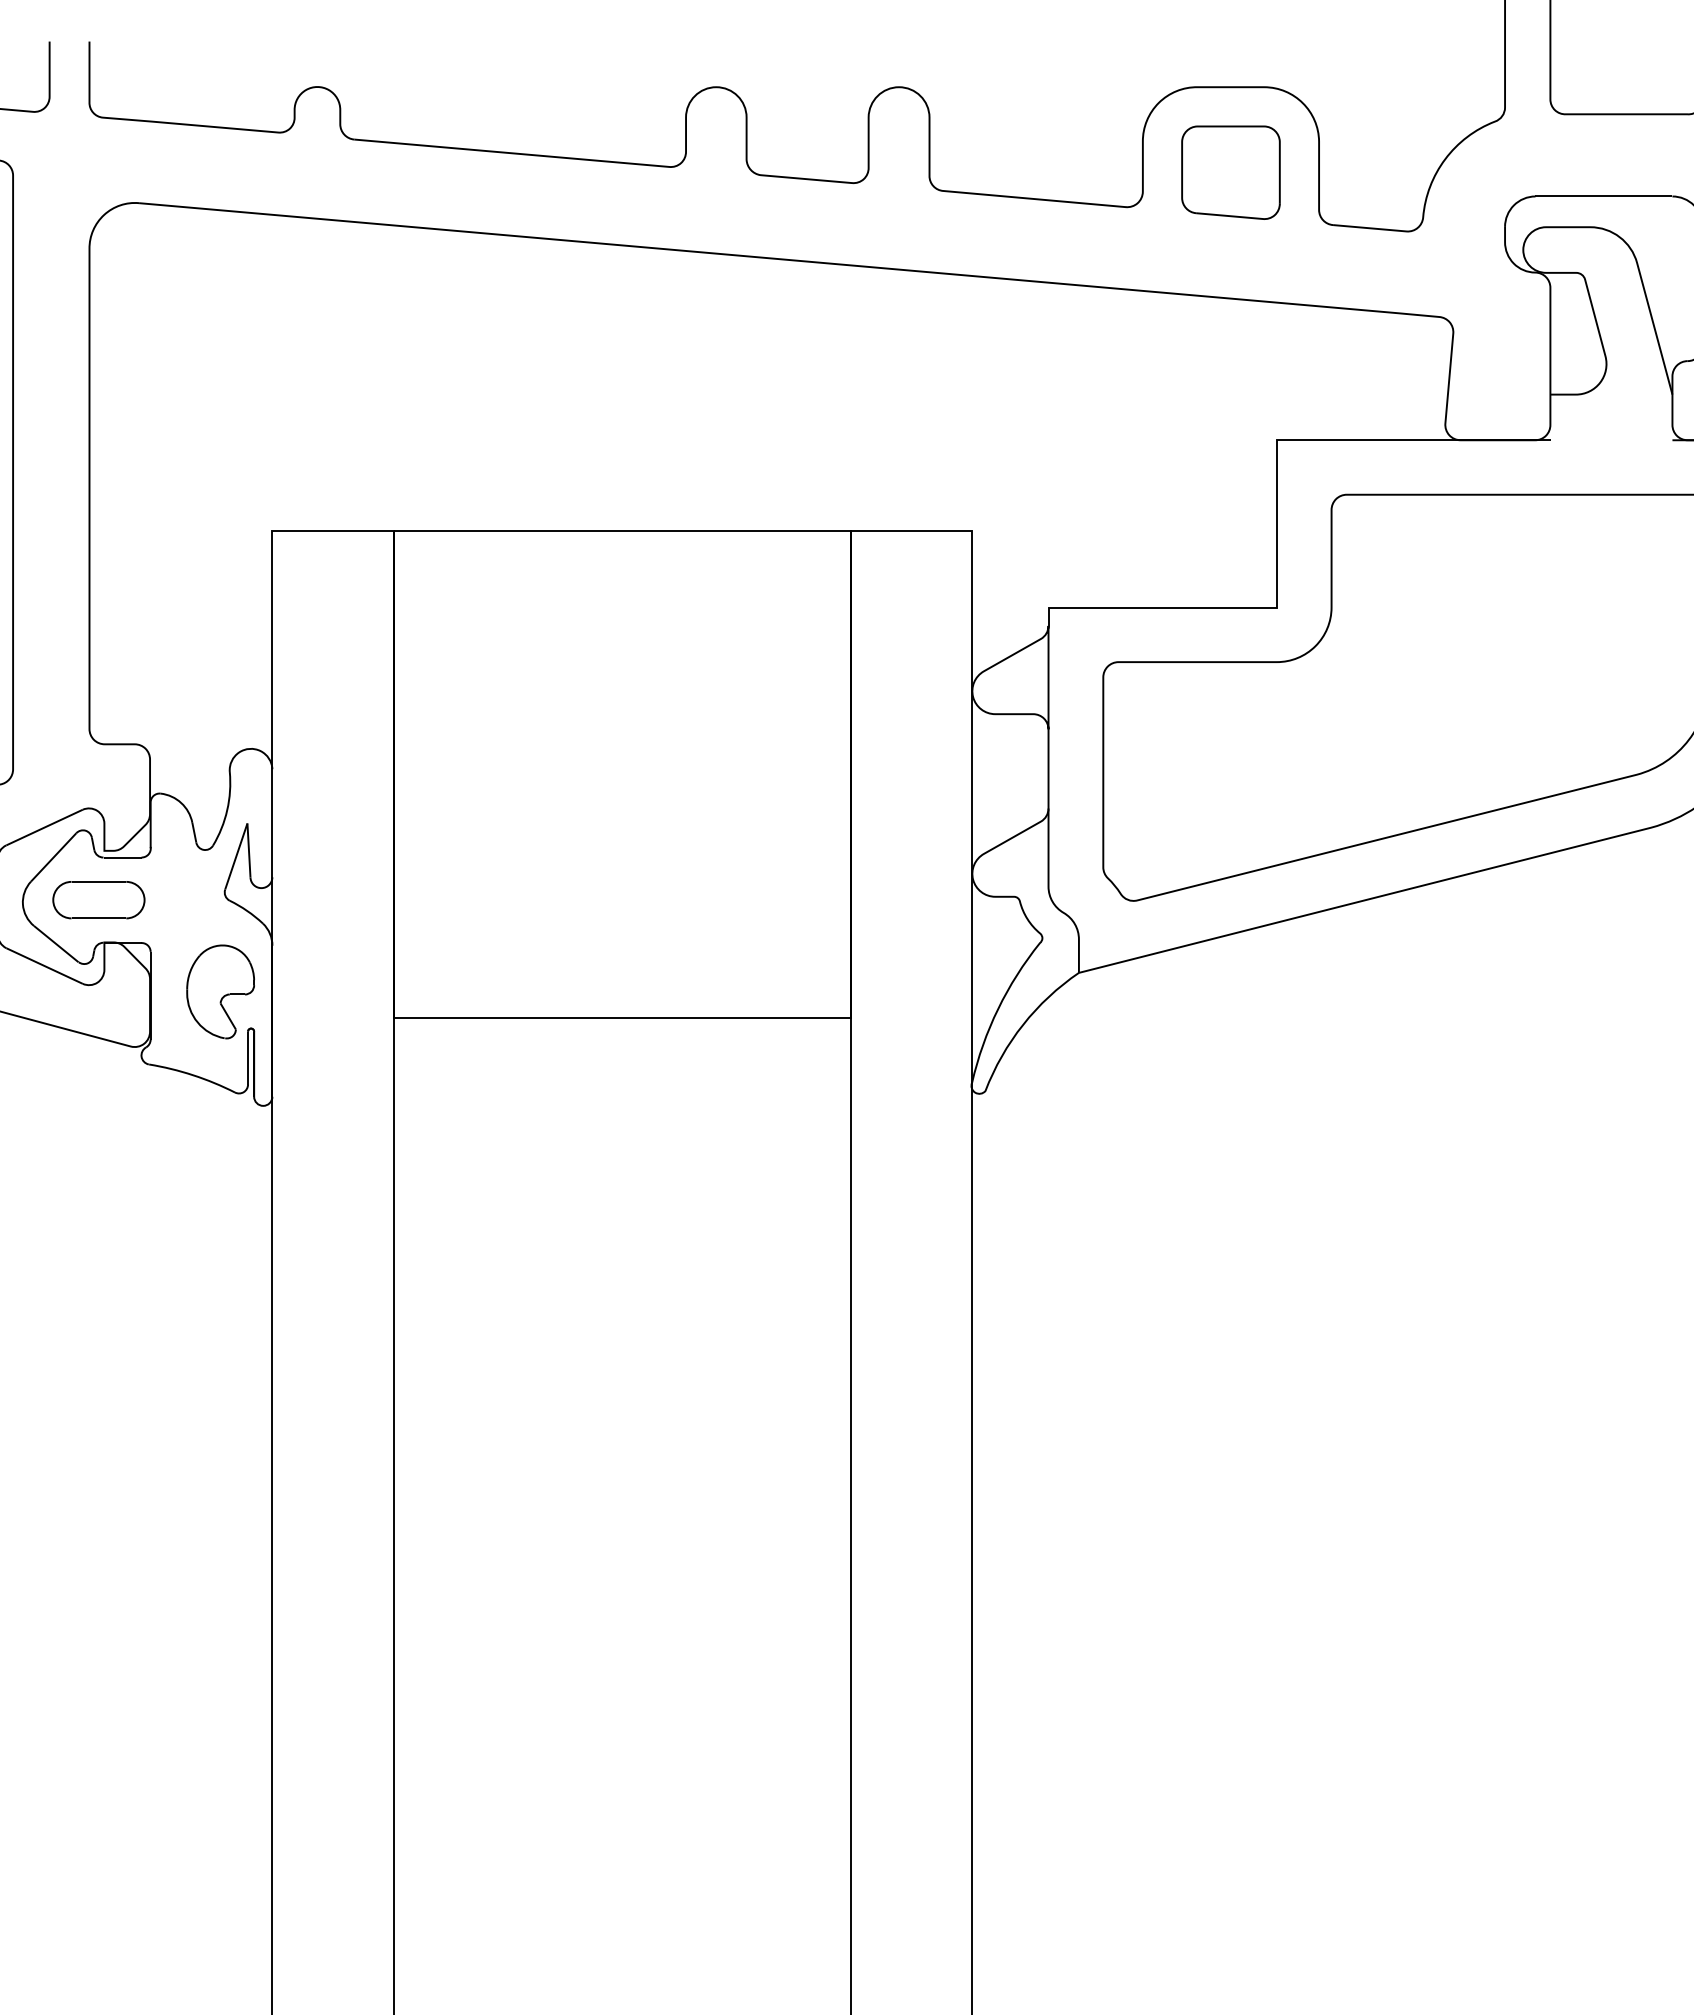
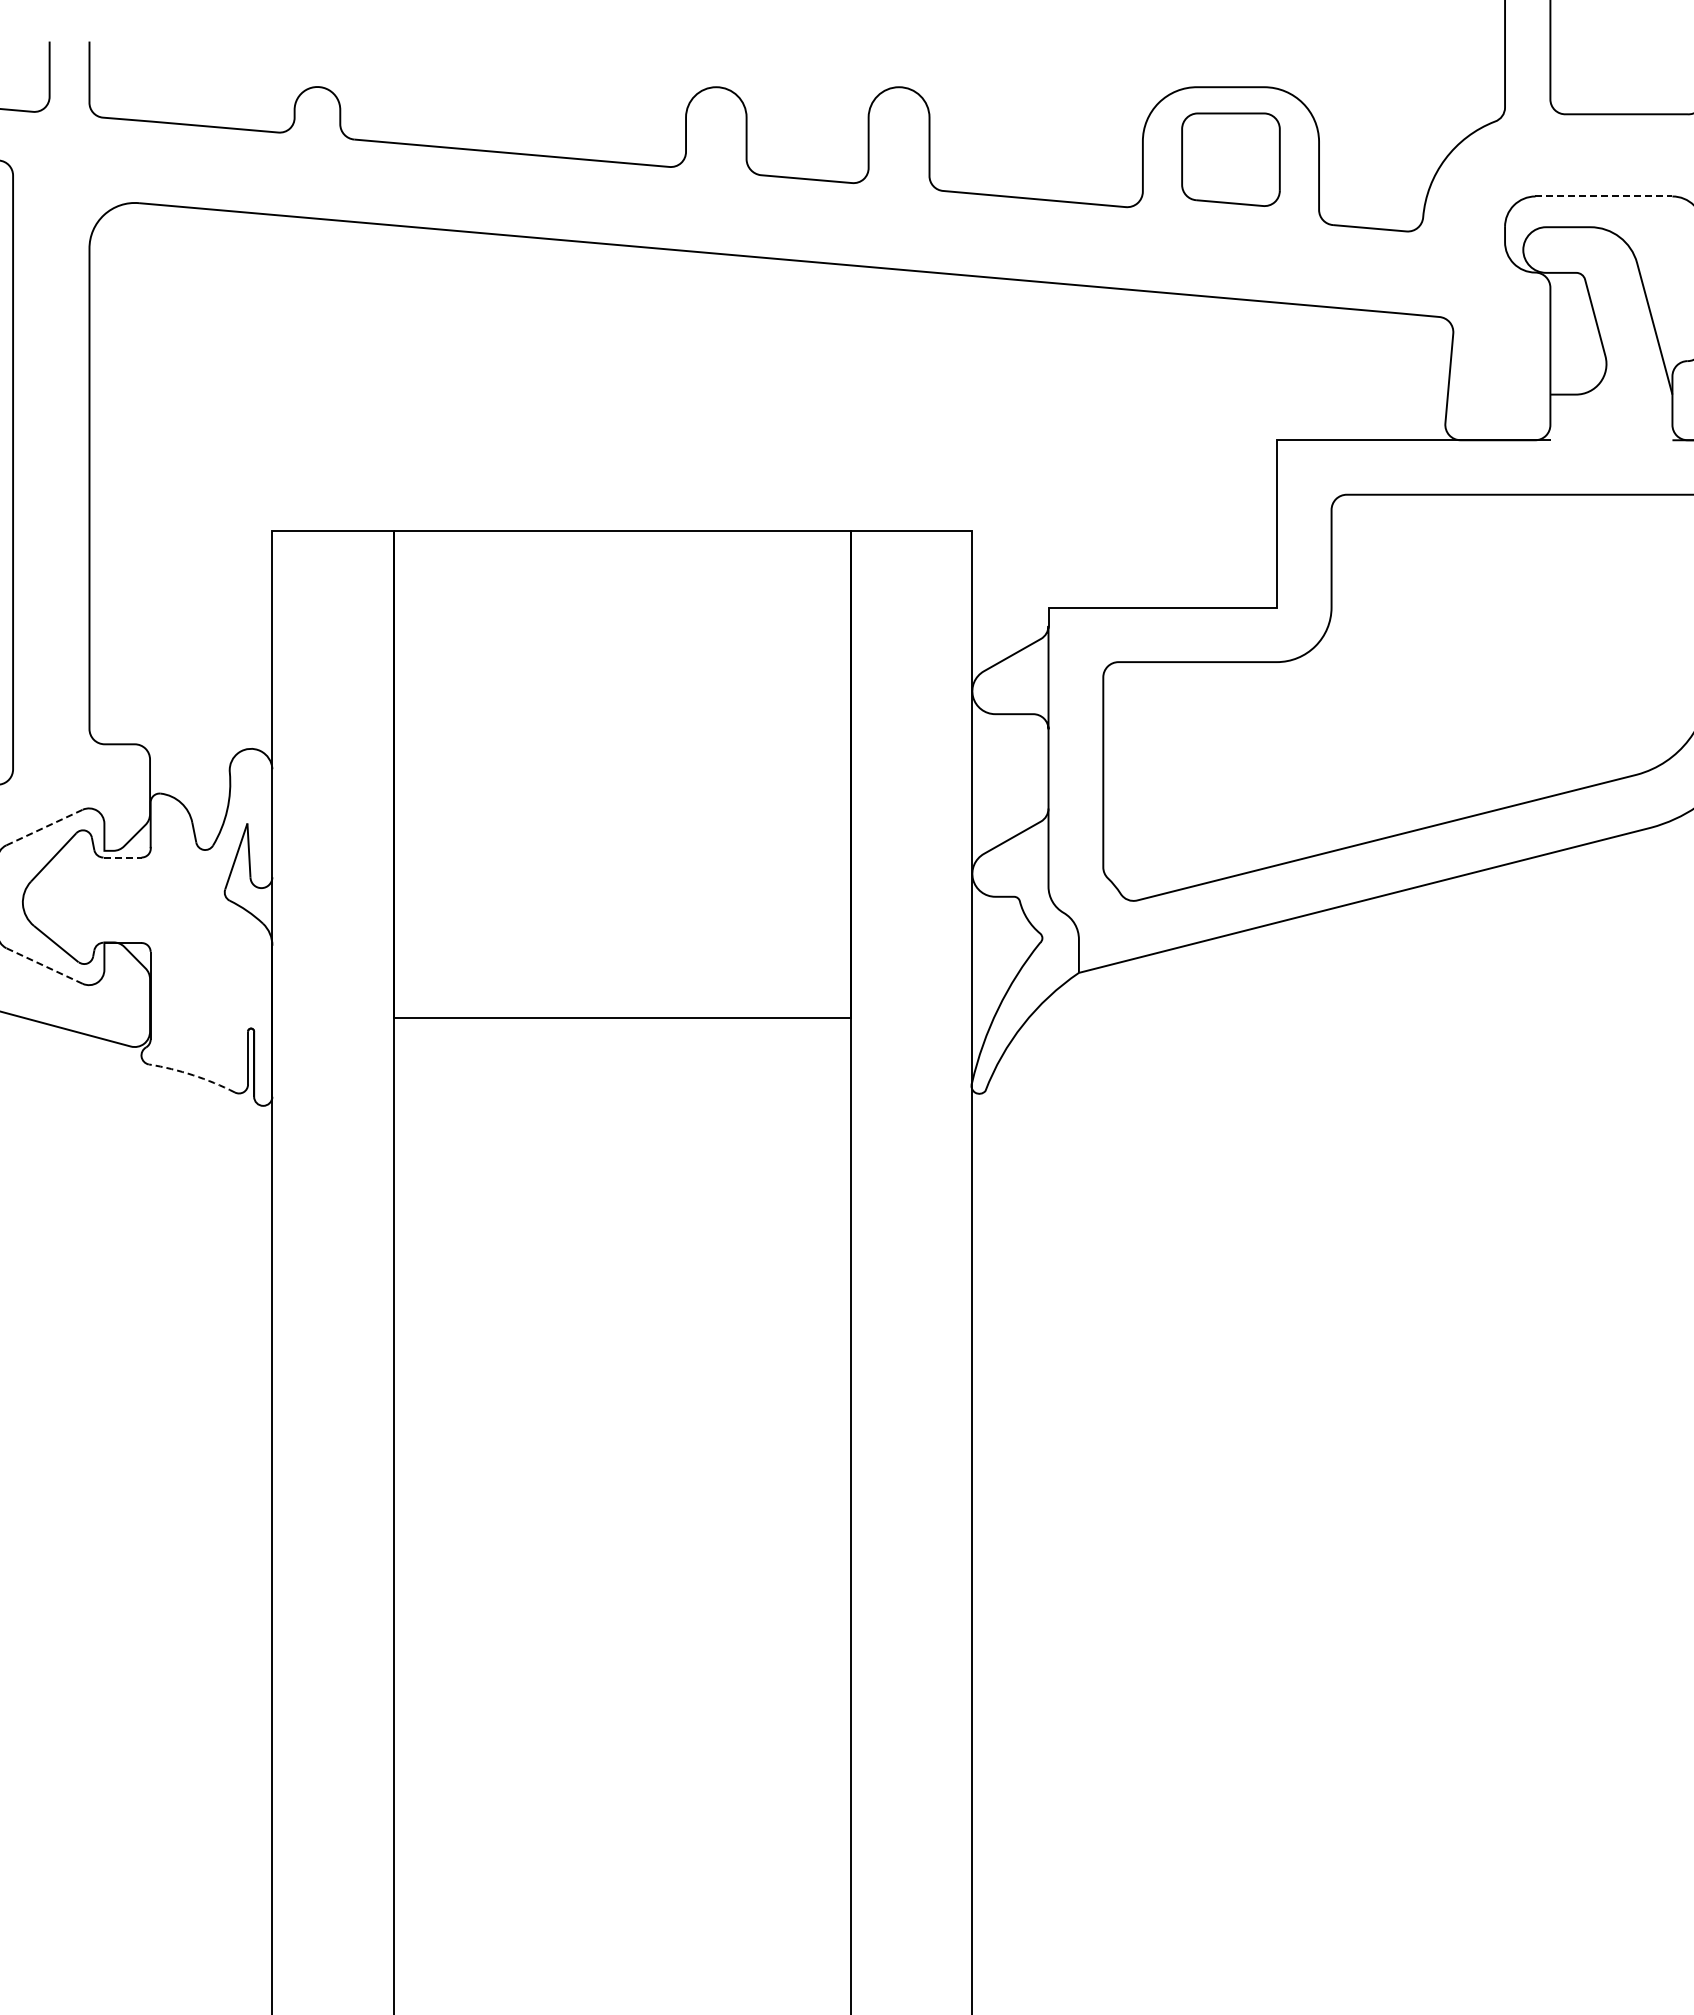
part position: (1230, 172) -> (1230, 159) (1230, 159)
line: solid -> dashed (1604, 196)
line: solid -> dashed (45, 827)
line: solid -> dashed (123, 857)
part: present -> none (98, 900)
line: solid -> dashed (44, 965)
part: present -> none (220, 991)
line: solid -> dashed (193, 1075)
